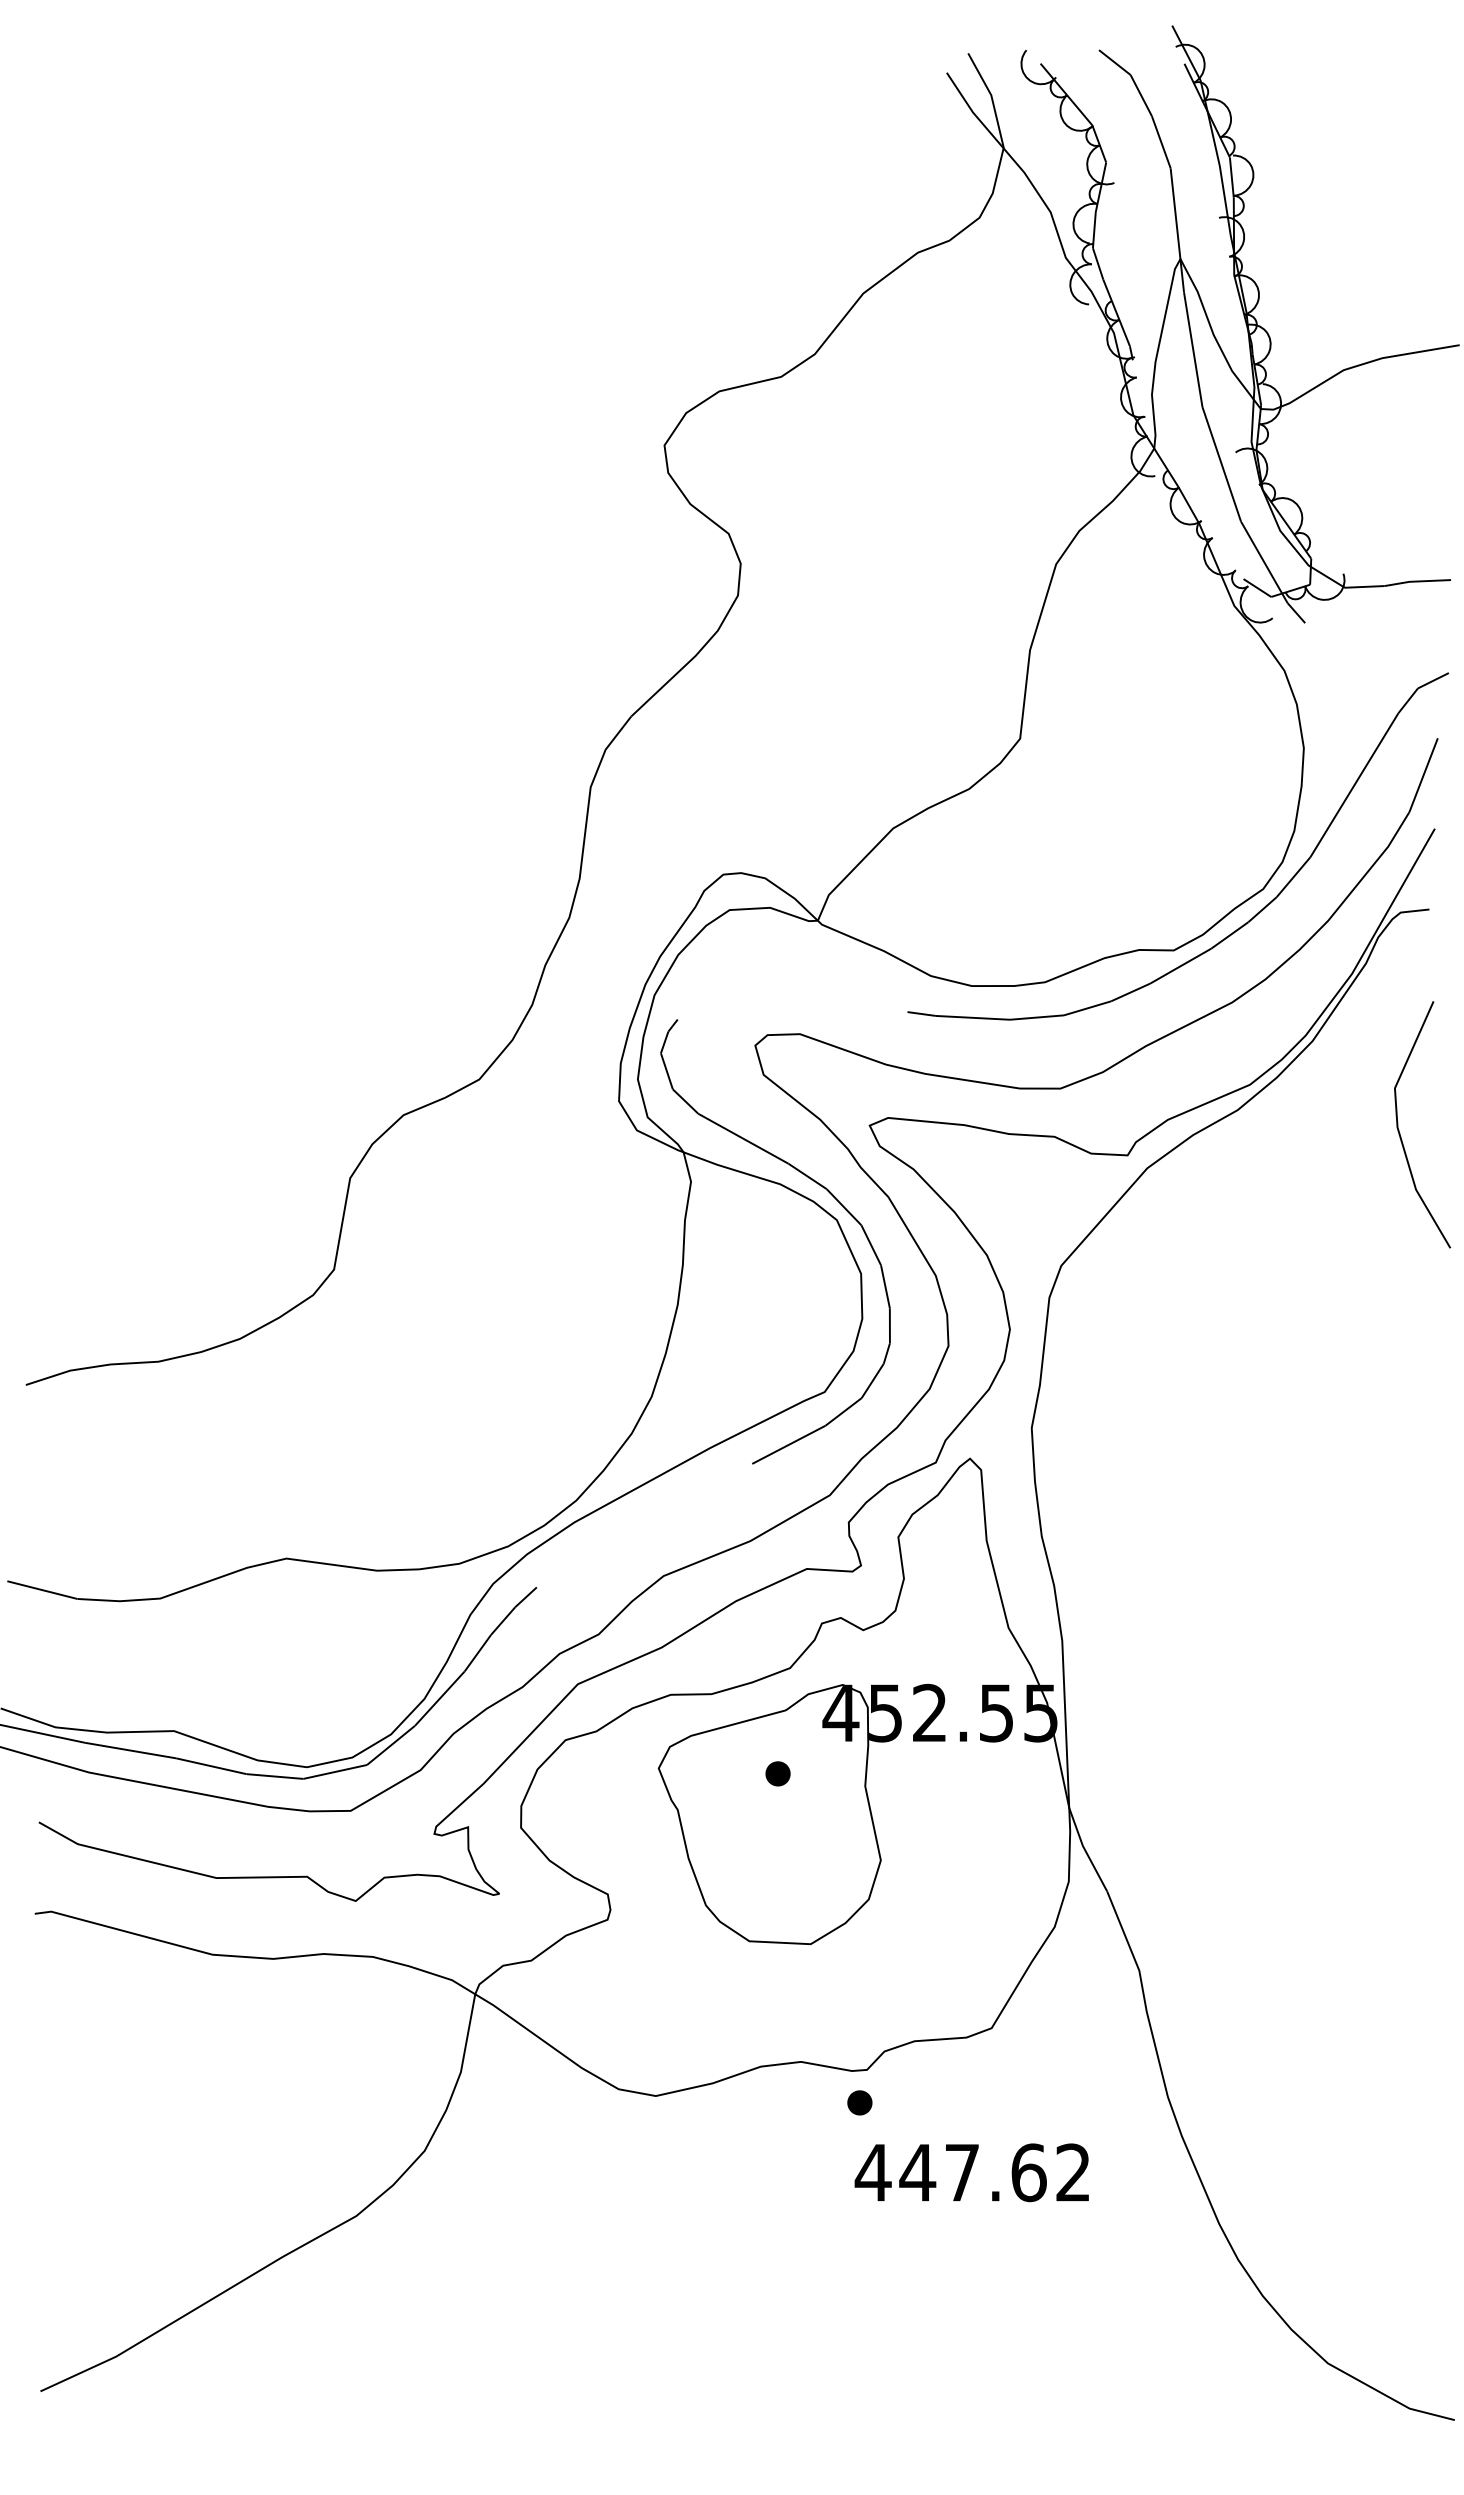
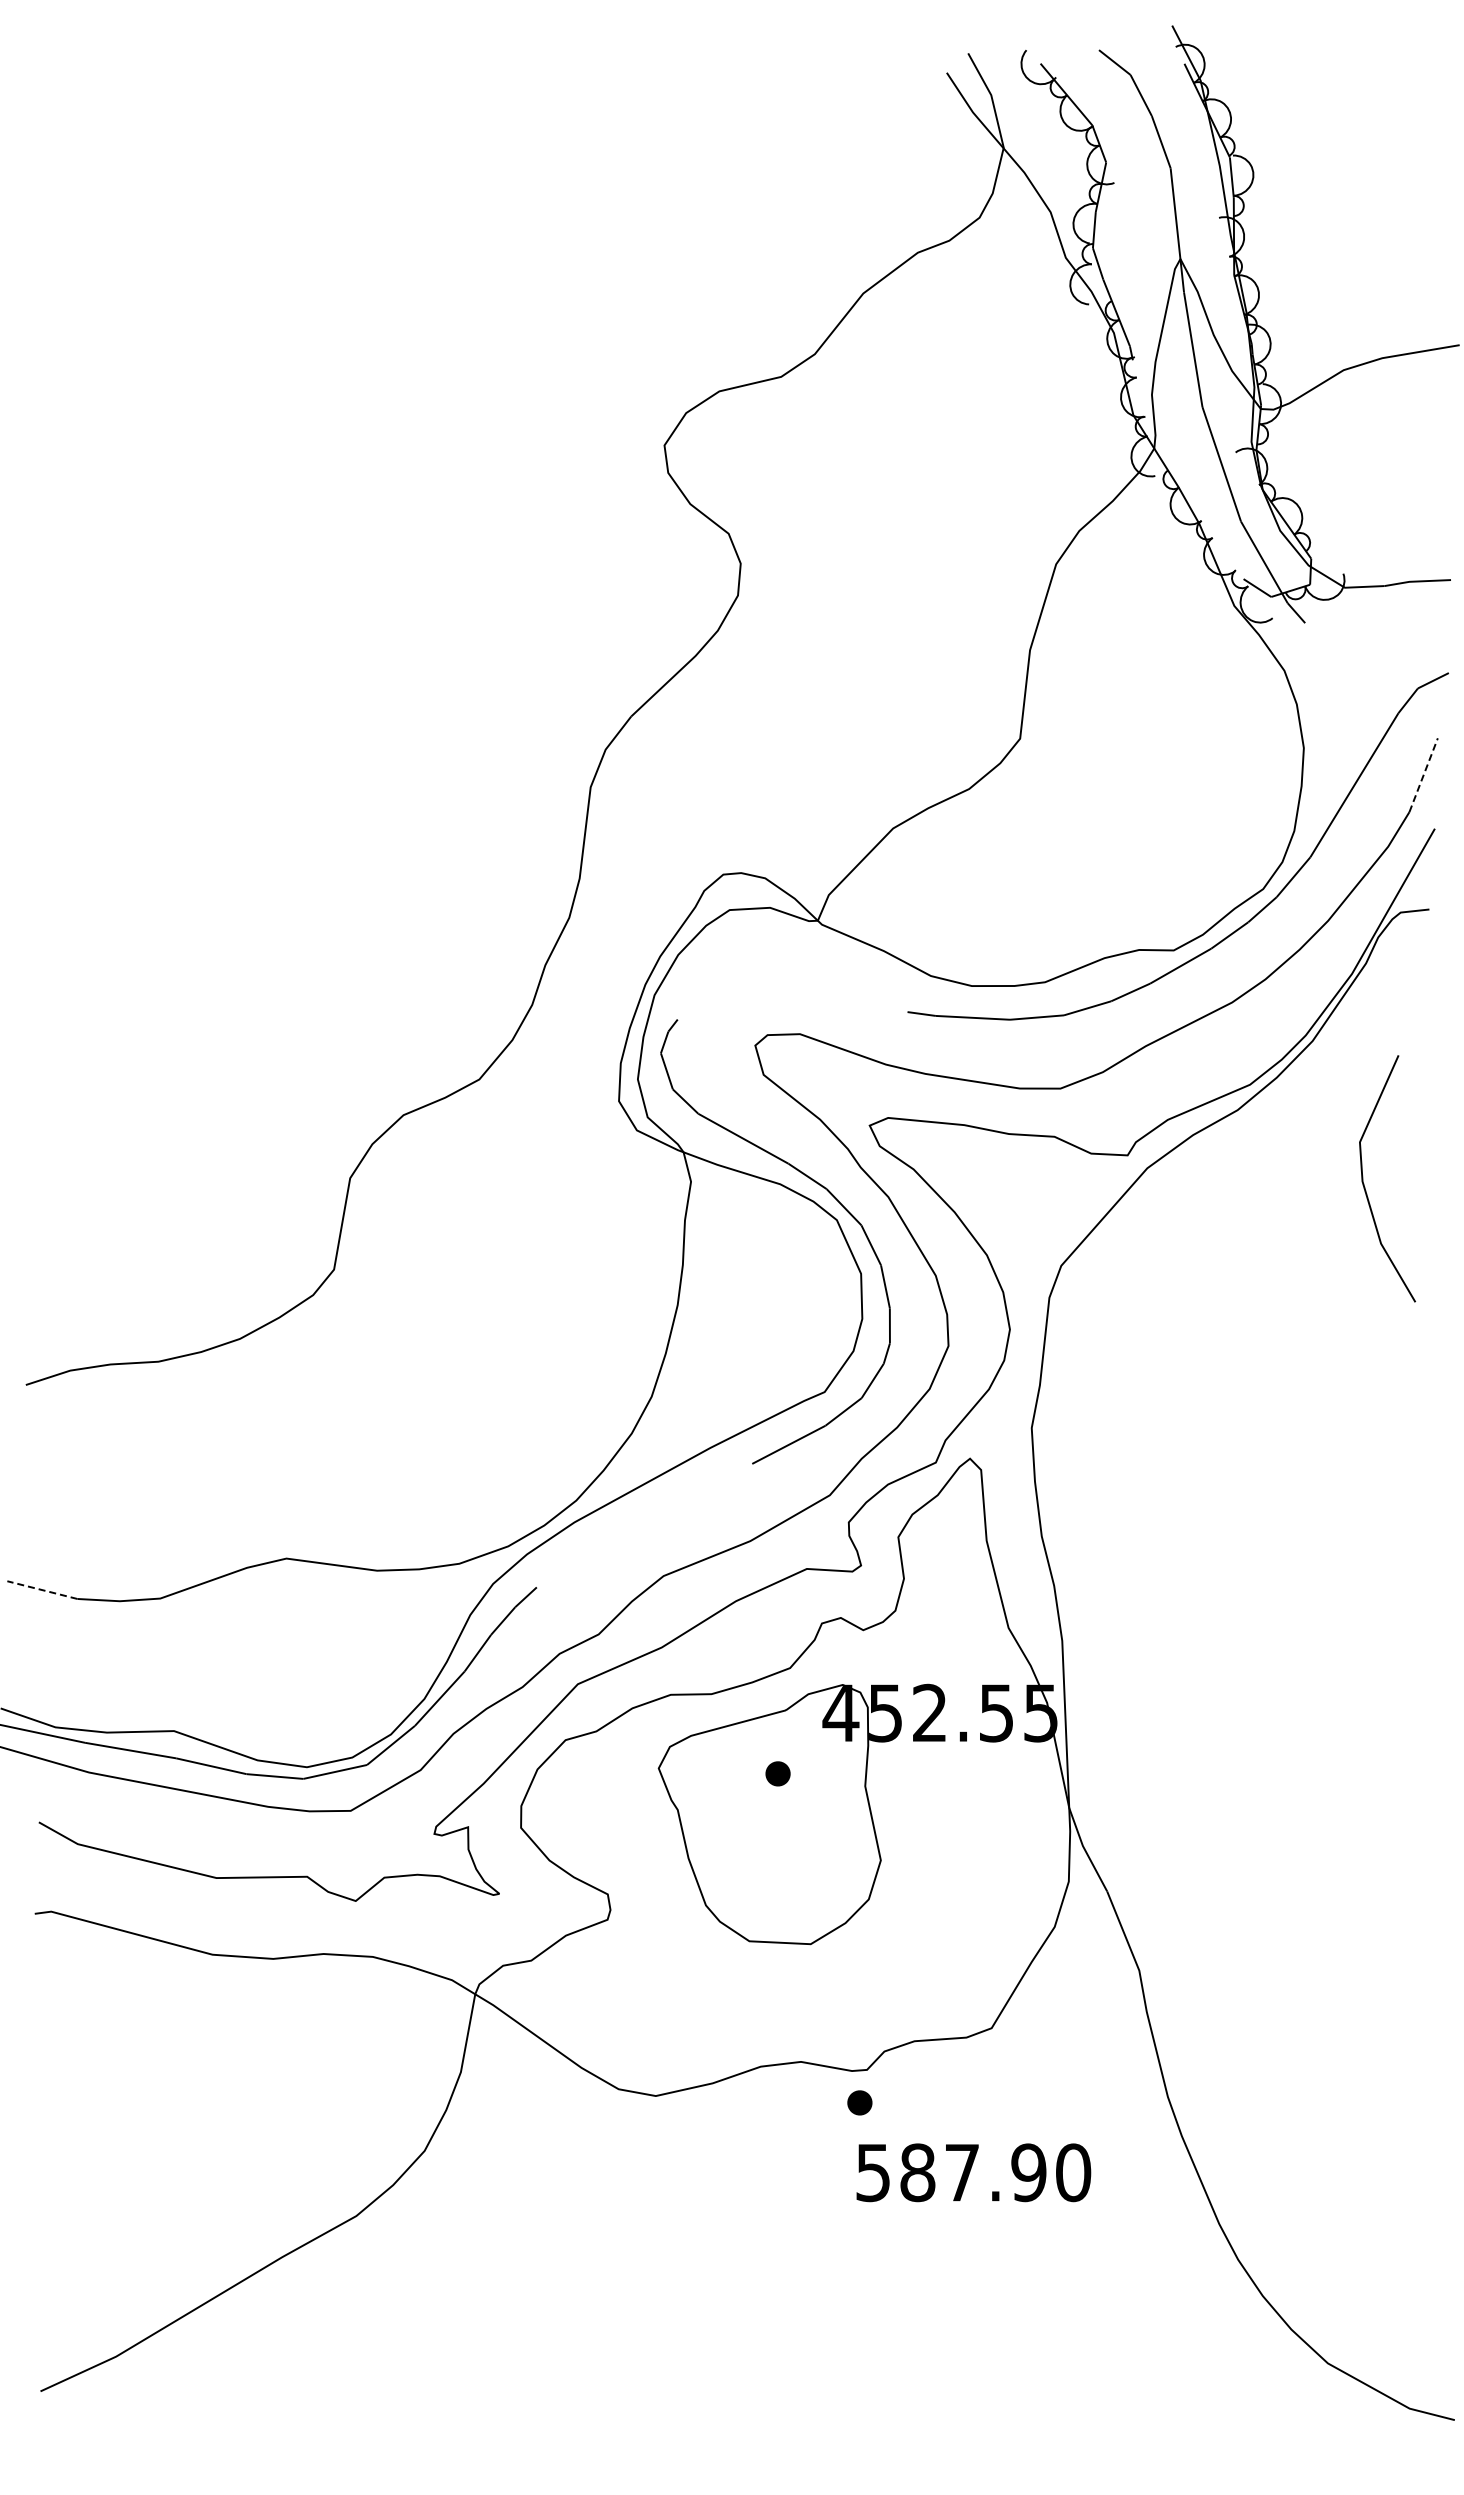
line: solid -> dashed (1423, 775)
line position: (1399, 1129) -> (1364, 1183) (1364, 1183)
line: solid -> dashed (41, 1589)
text: 447.62 -> 587.90 (972, 2172)
